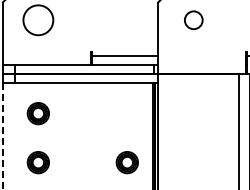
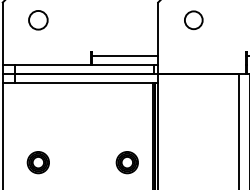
circle diameter: 30 px -> 19 px (38, 19)
part: present -> none (37, 113)
line: dashed -> solid (2, 136)
